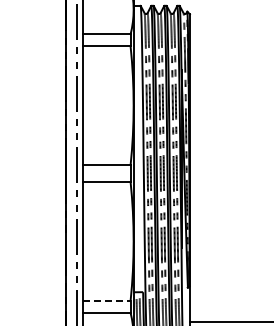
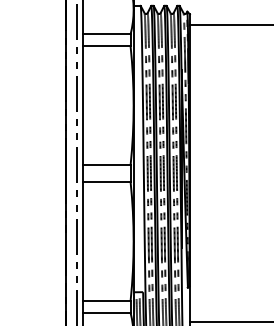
line: none -> present (229, 25)
line: dashed -> solid (106, 300)
